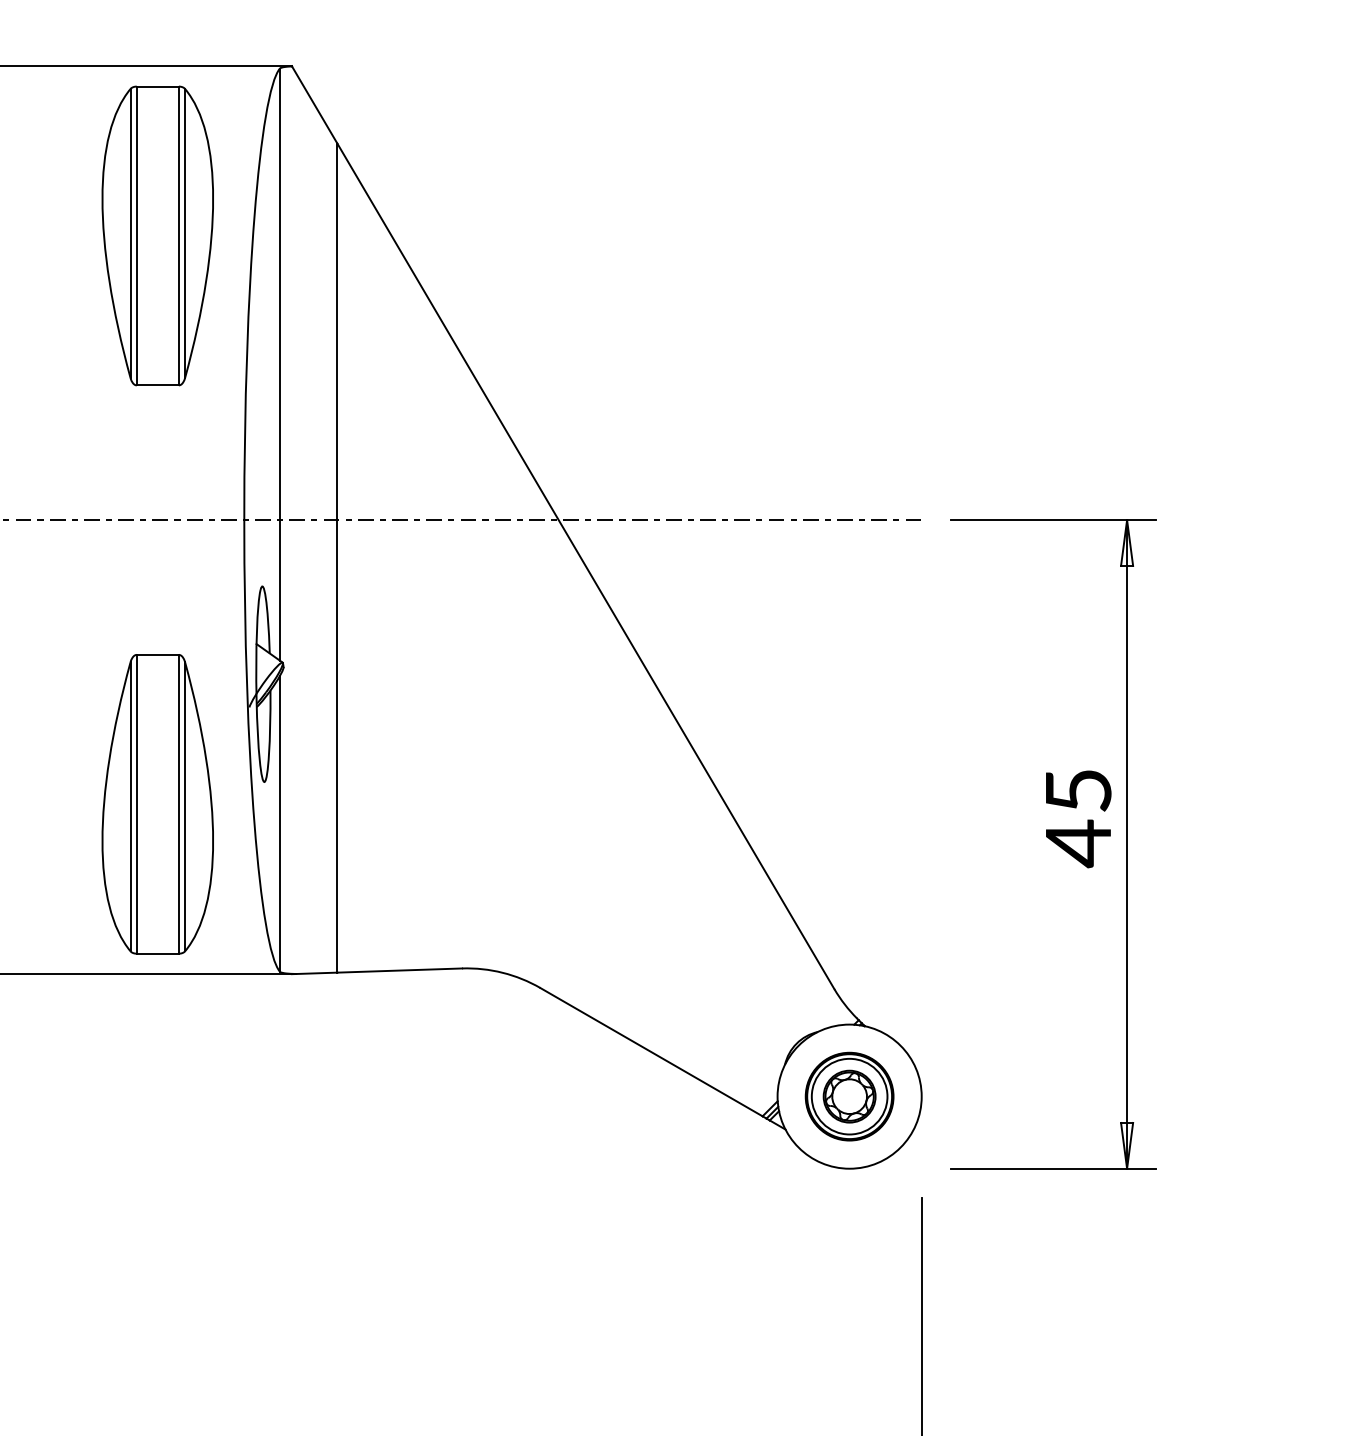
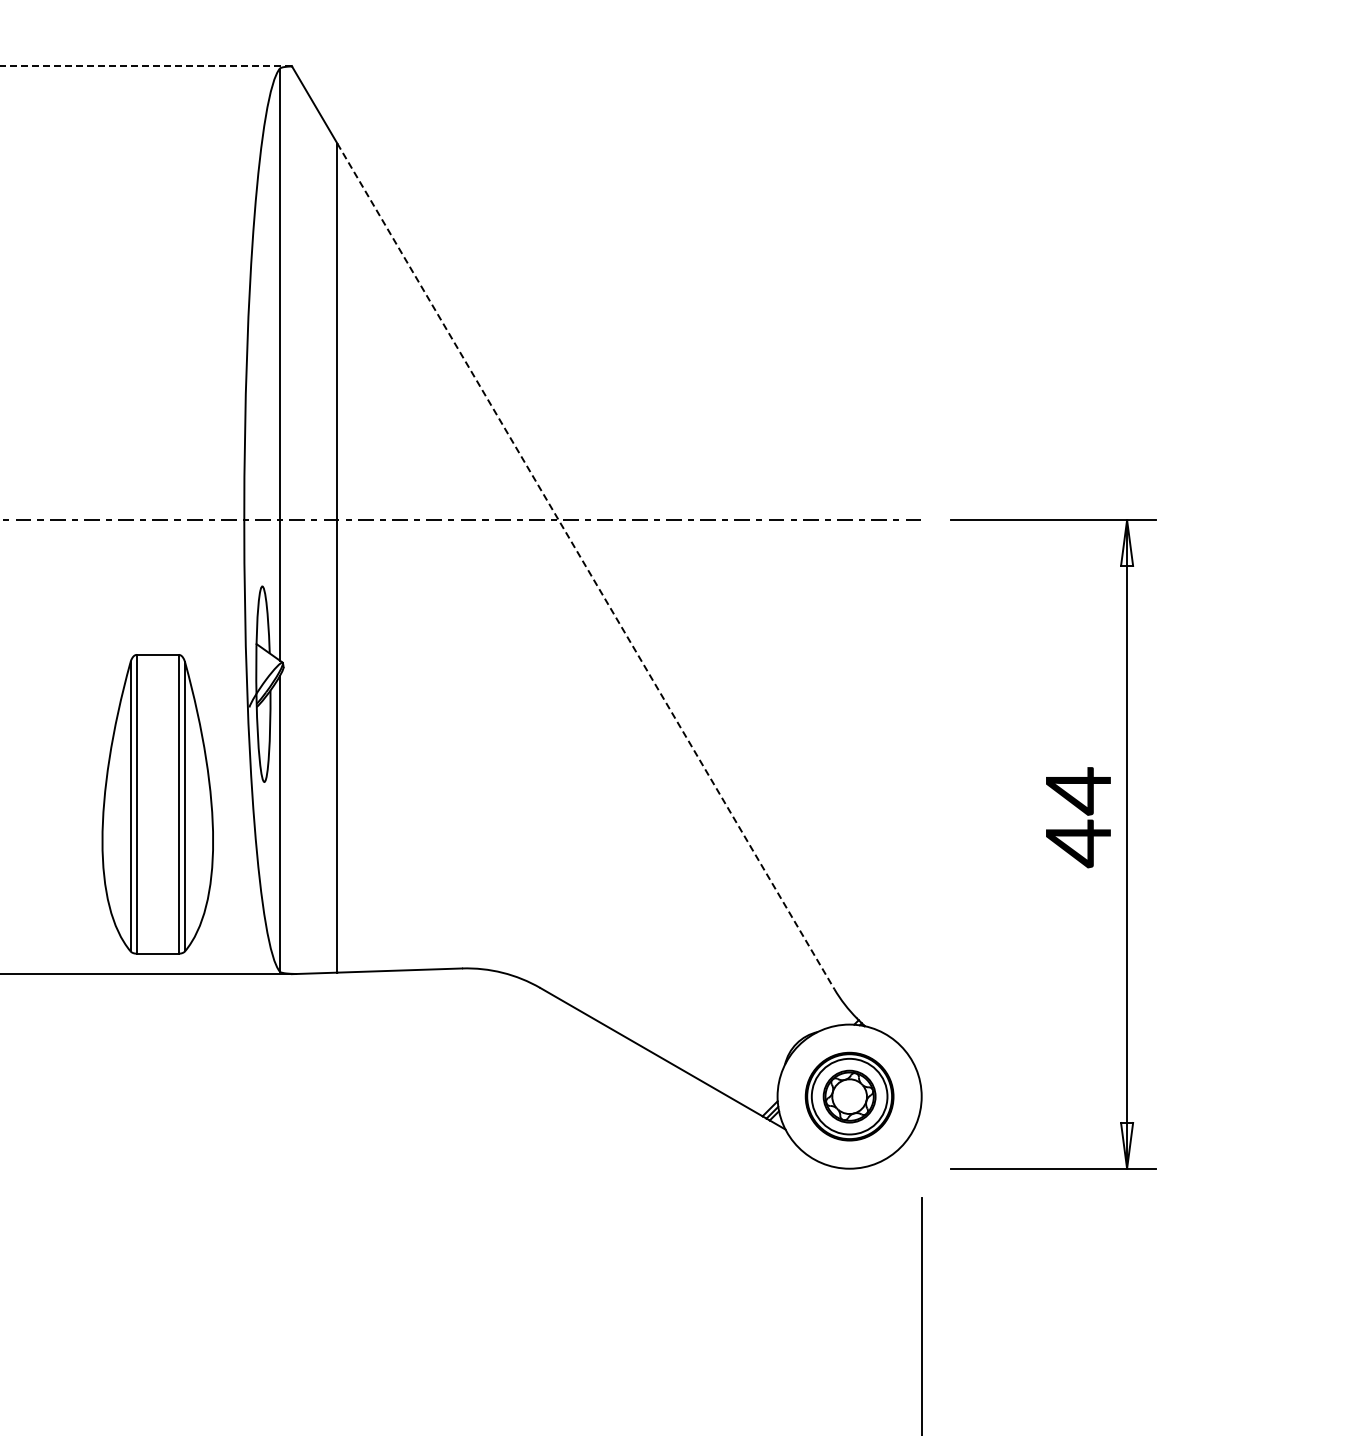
line: solid -> dashed (146, 66)
part: present -> none (157, 235)
line: solid -> dashed (586, 566)
text: 45 -> 44 (1078, 791)
